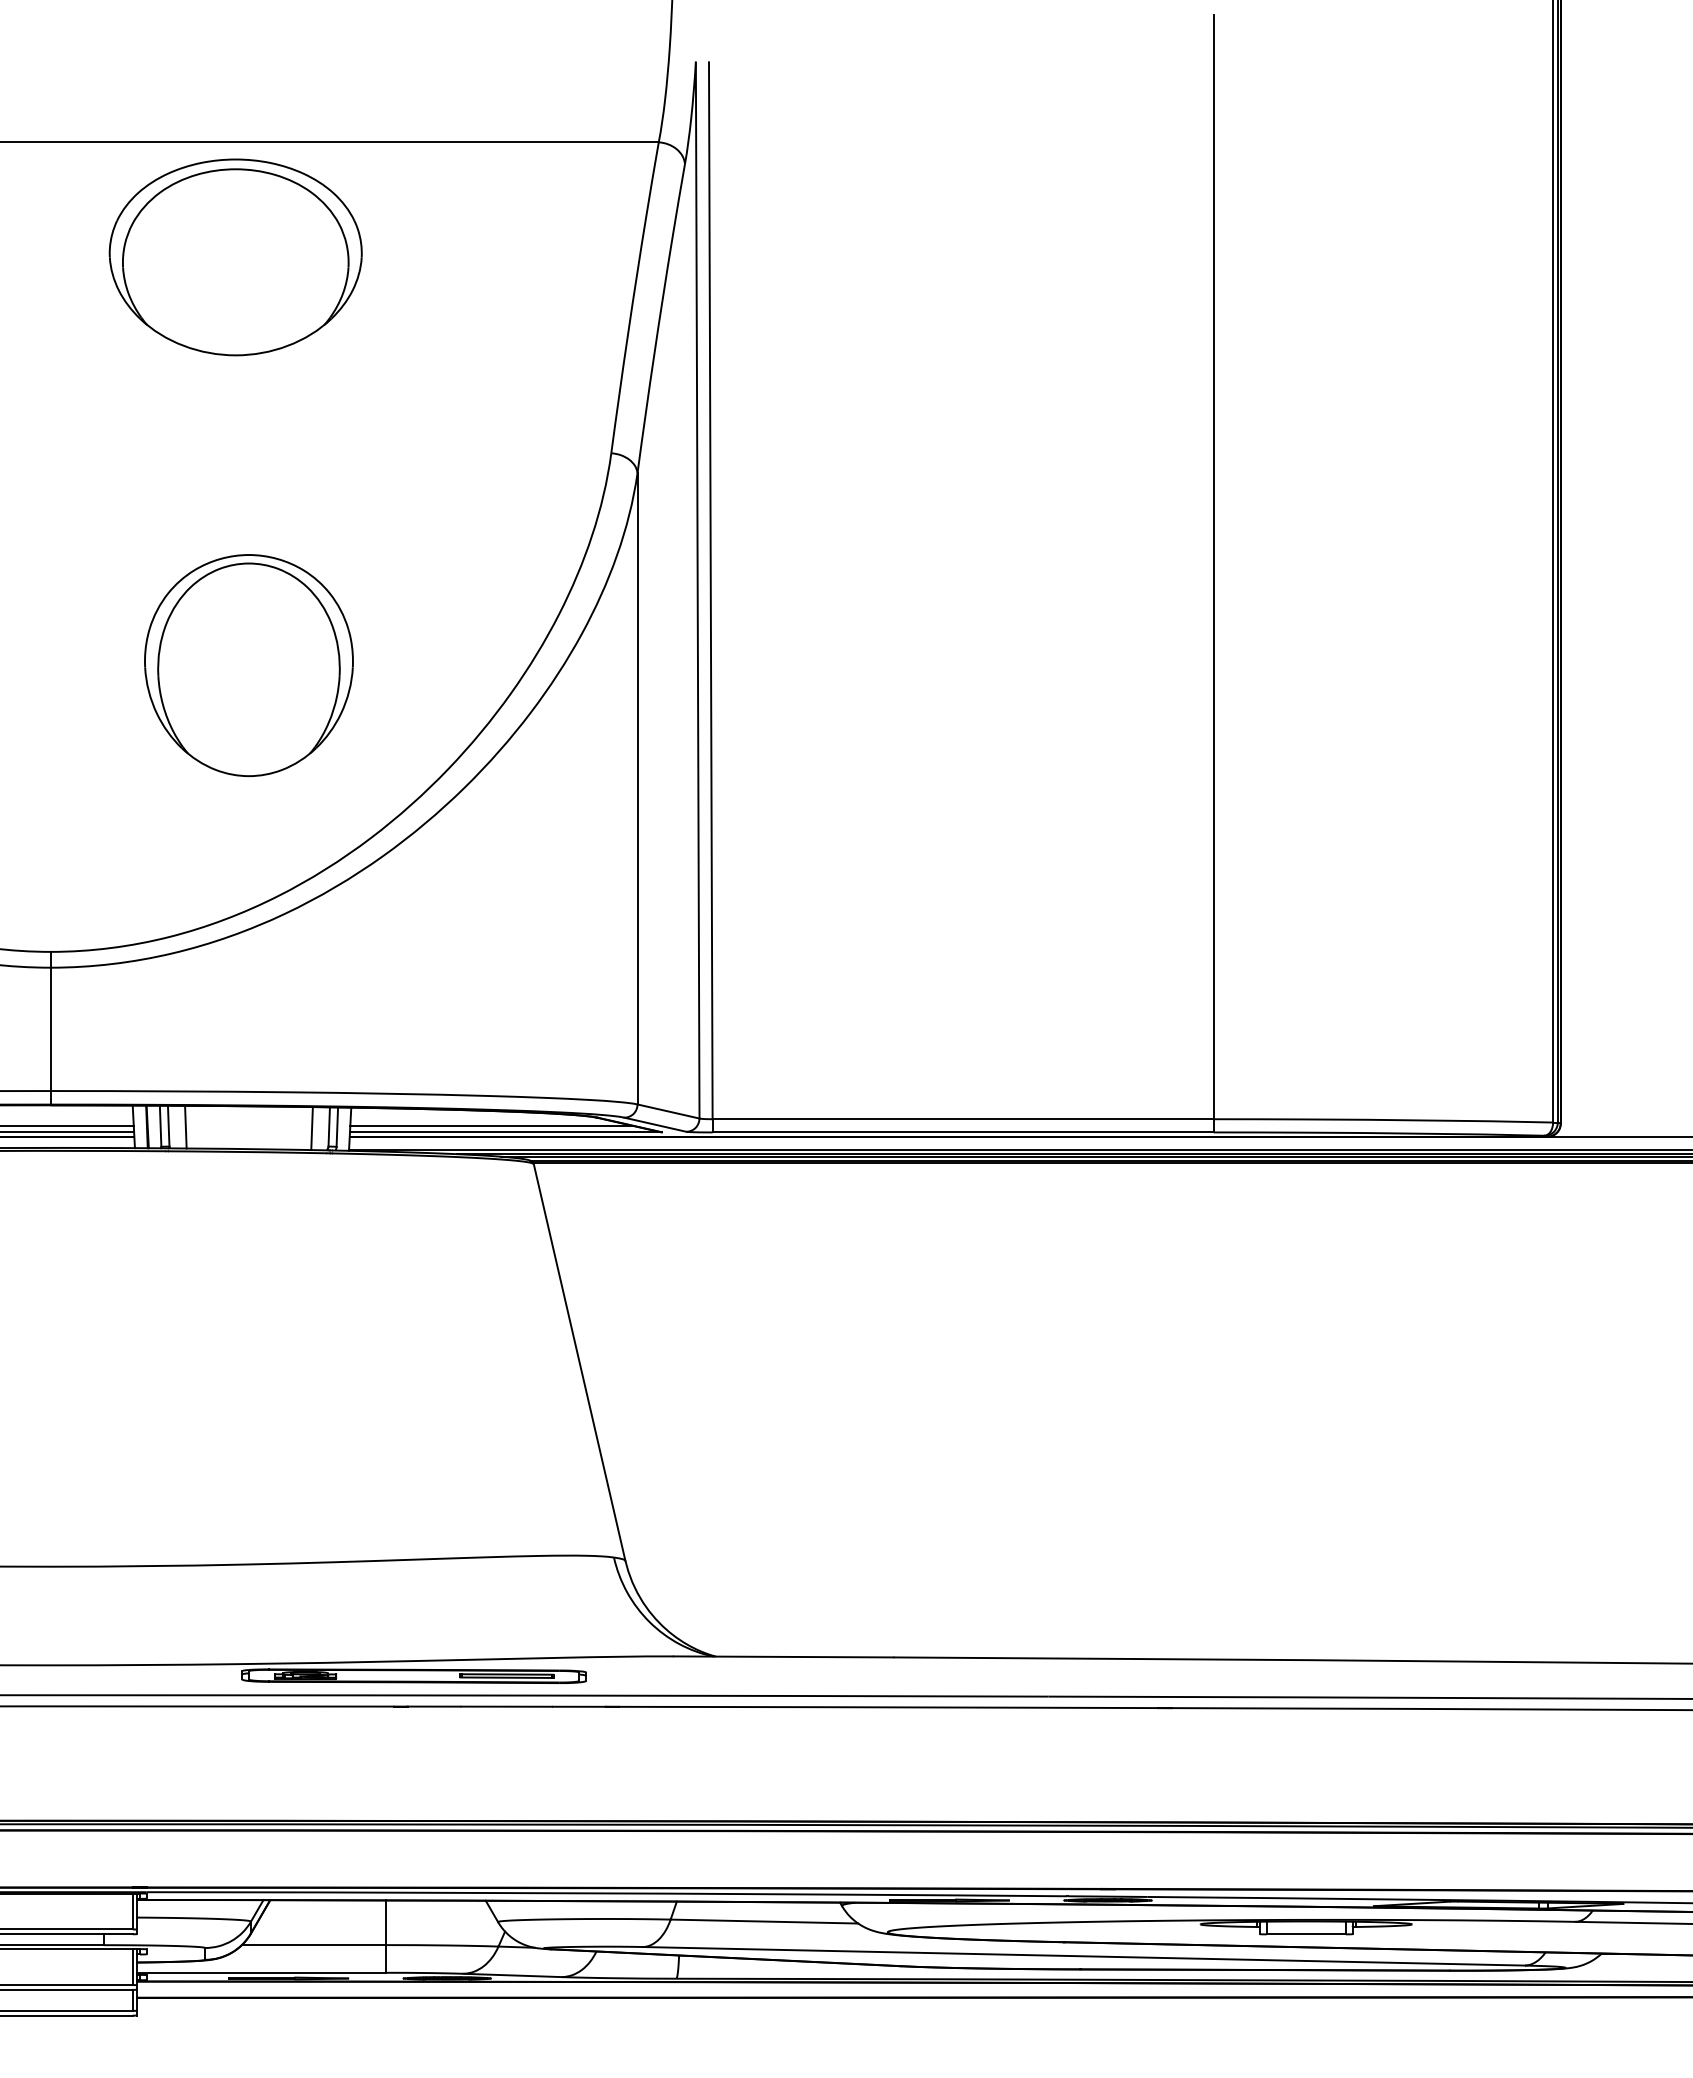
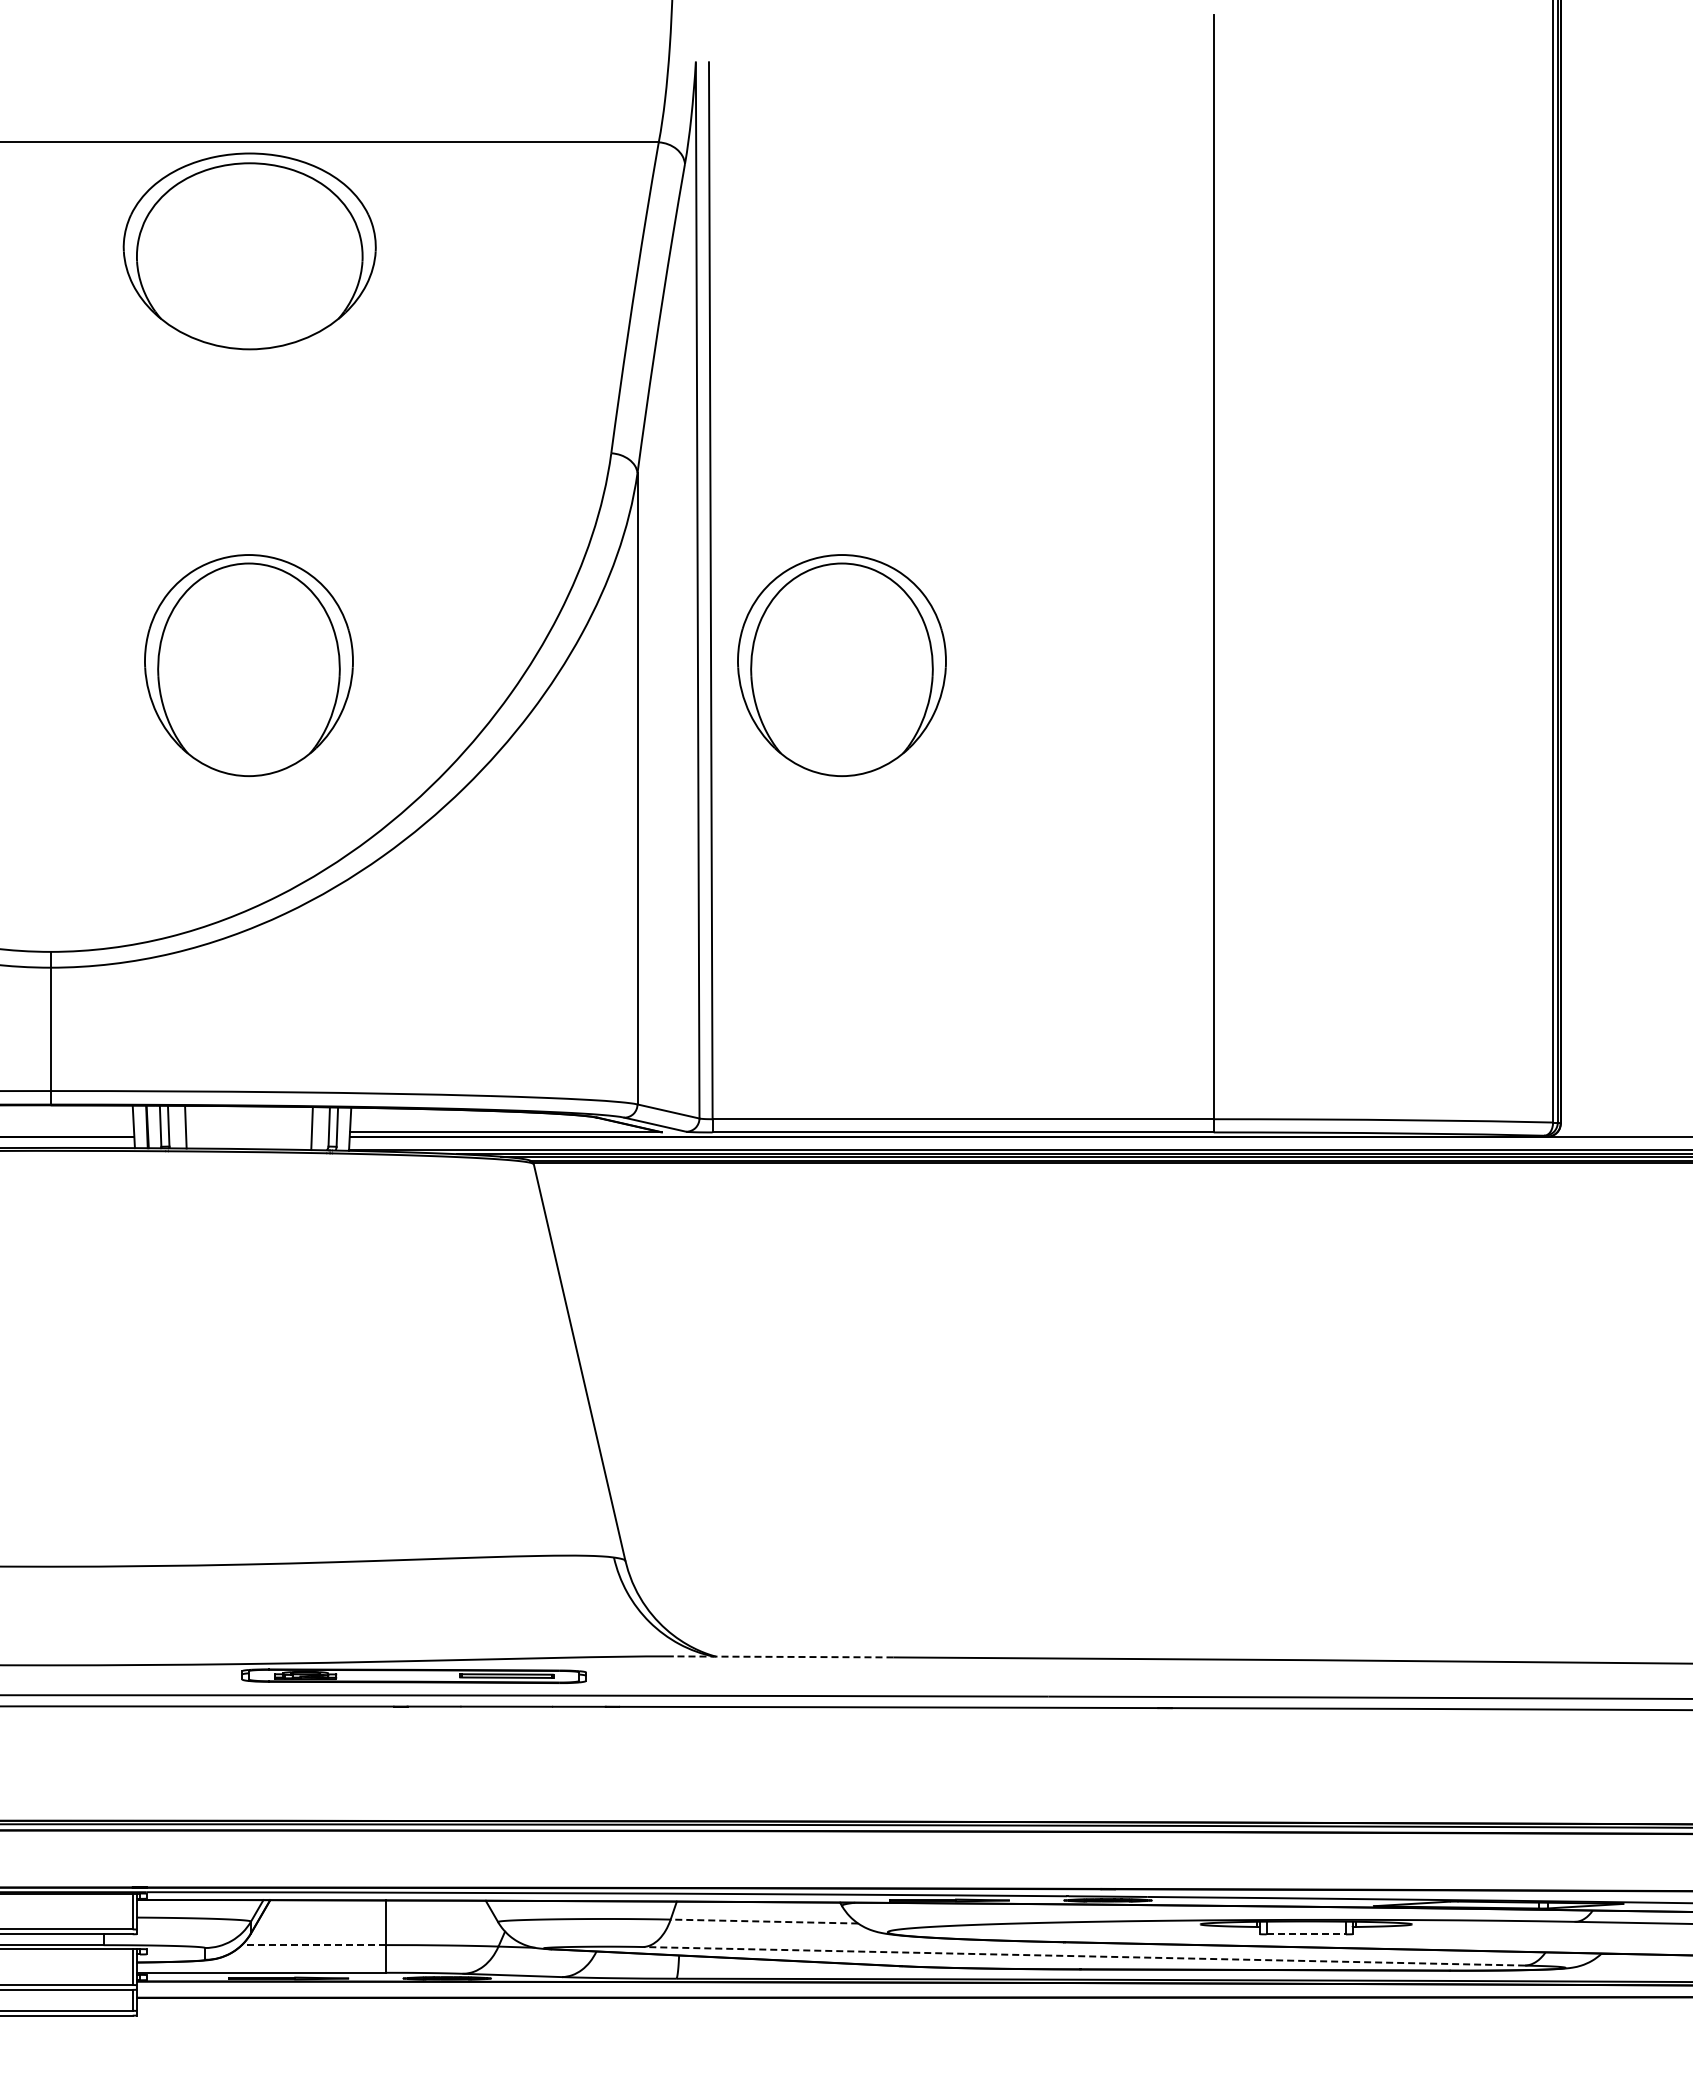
part position: (235, 257) -> (249, 251) (249, 251)
part: none -> present (841, 665)
line: present -> none (67, 1125)
line: present -> none (491, 1125)
line: present -> none (68, 1132)
line: solid -> dashed (783, 1656)
line: solid -> dashed (764, 1921)
line: solid -> dashed (1306, 1934)
line: solid -> dashed (313, 1945)
line: solid -> dashed (1083, 1956)
